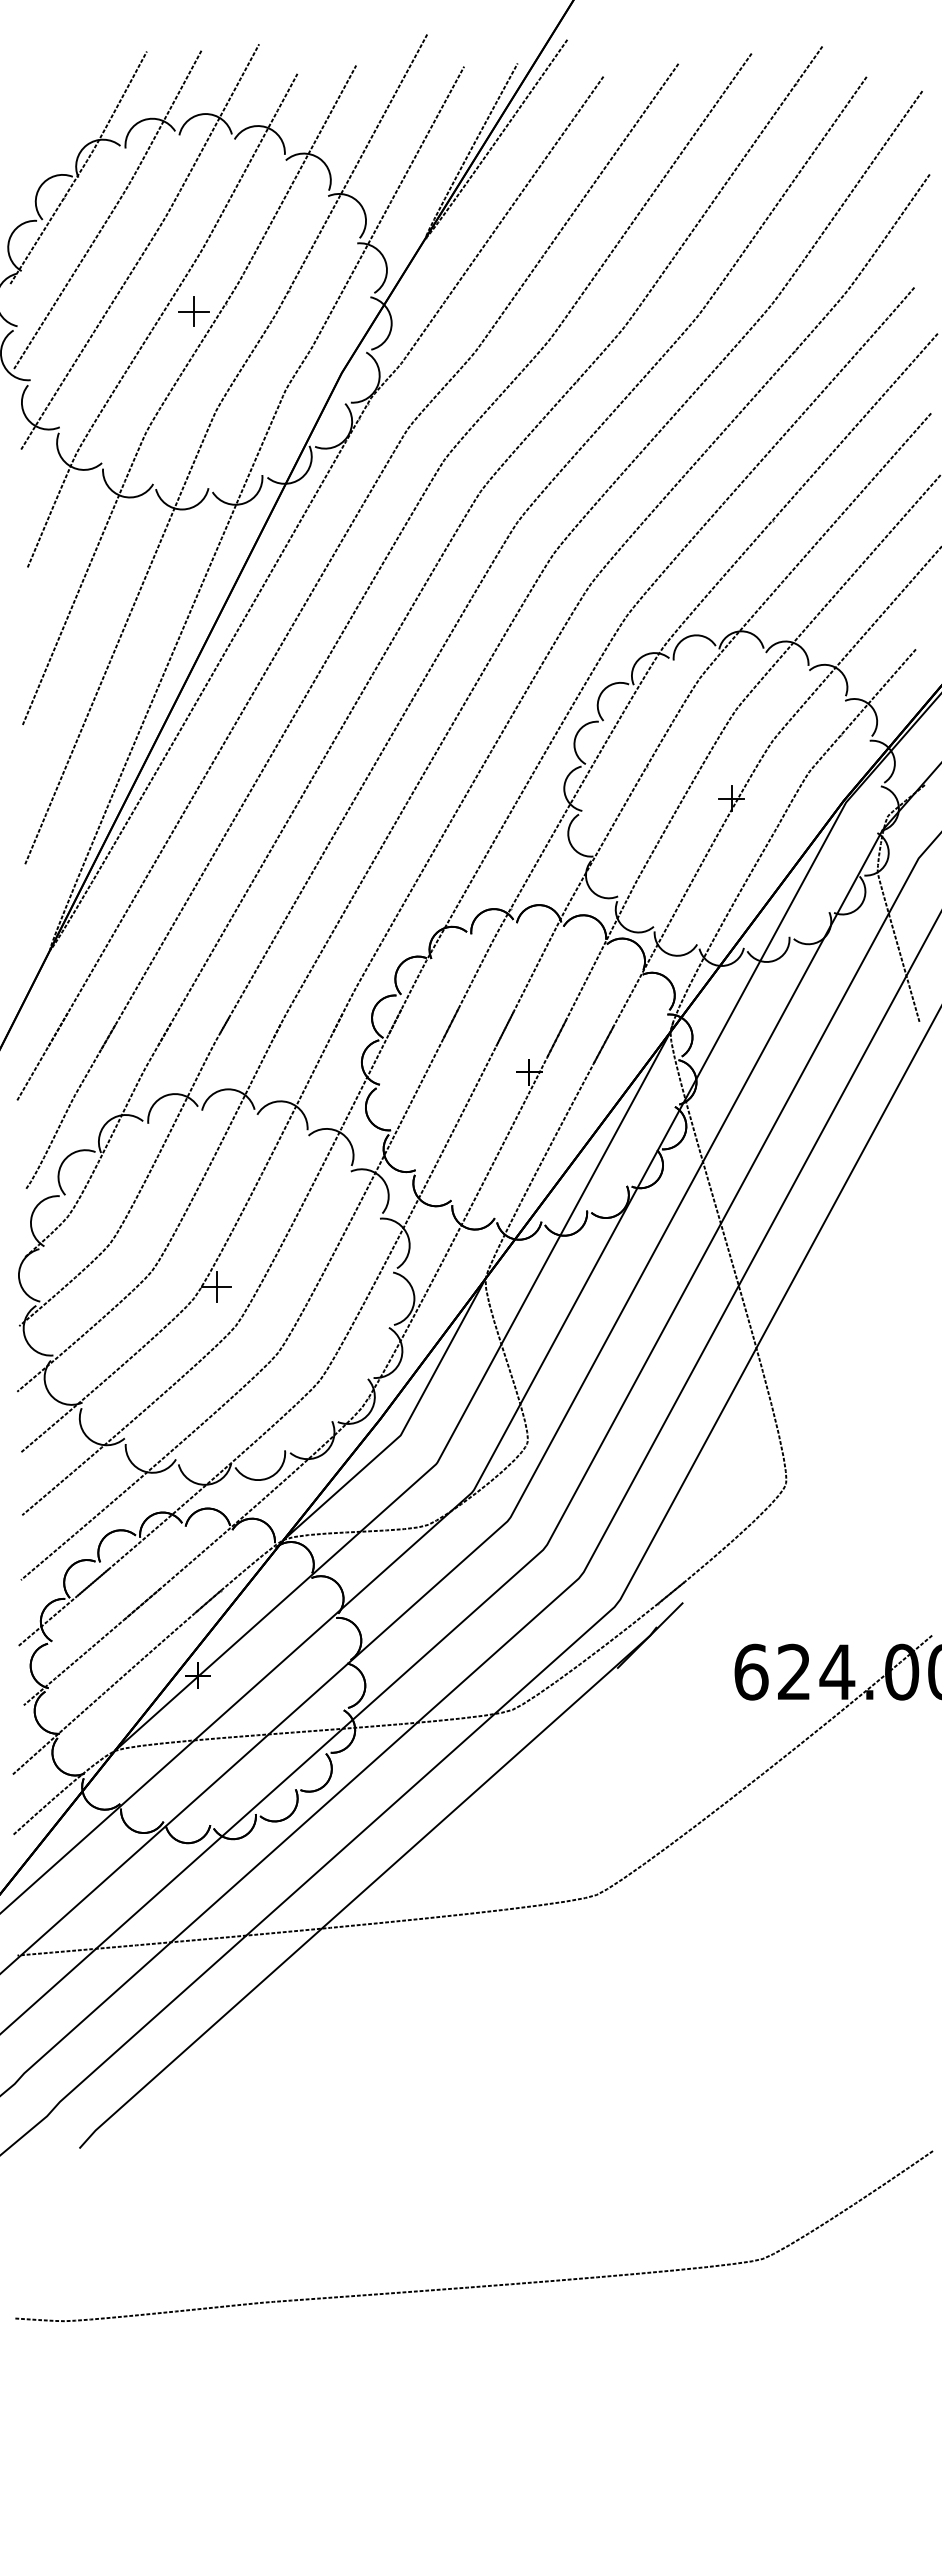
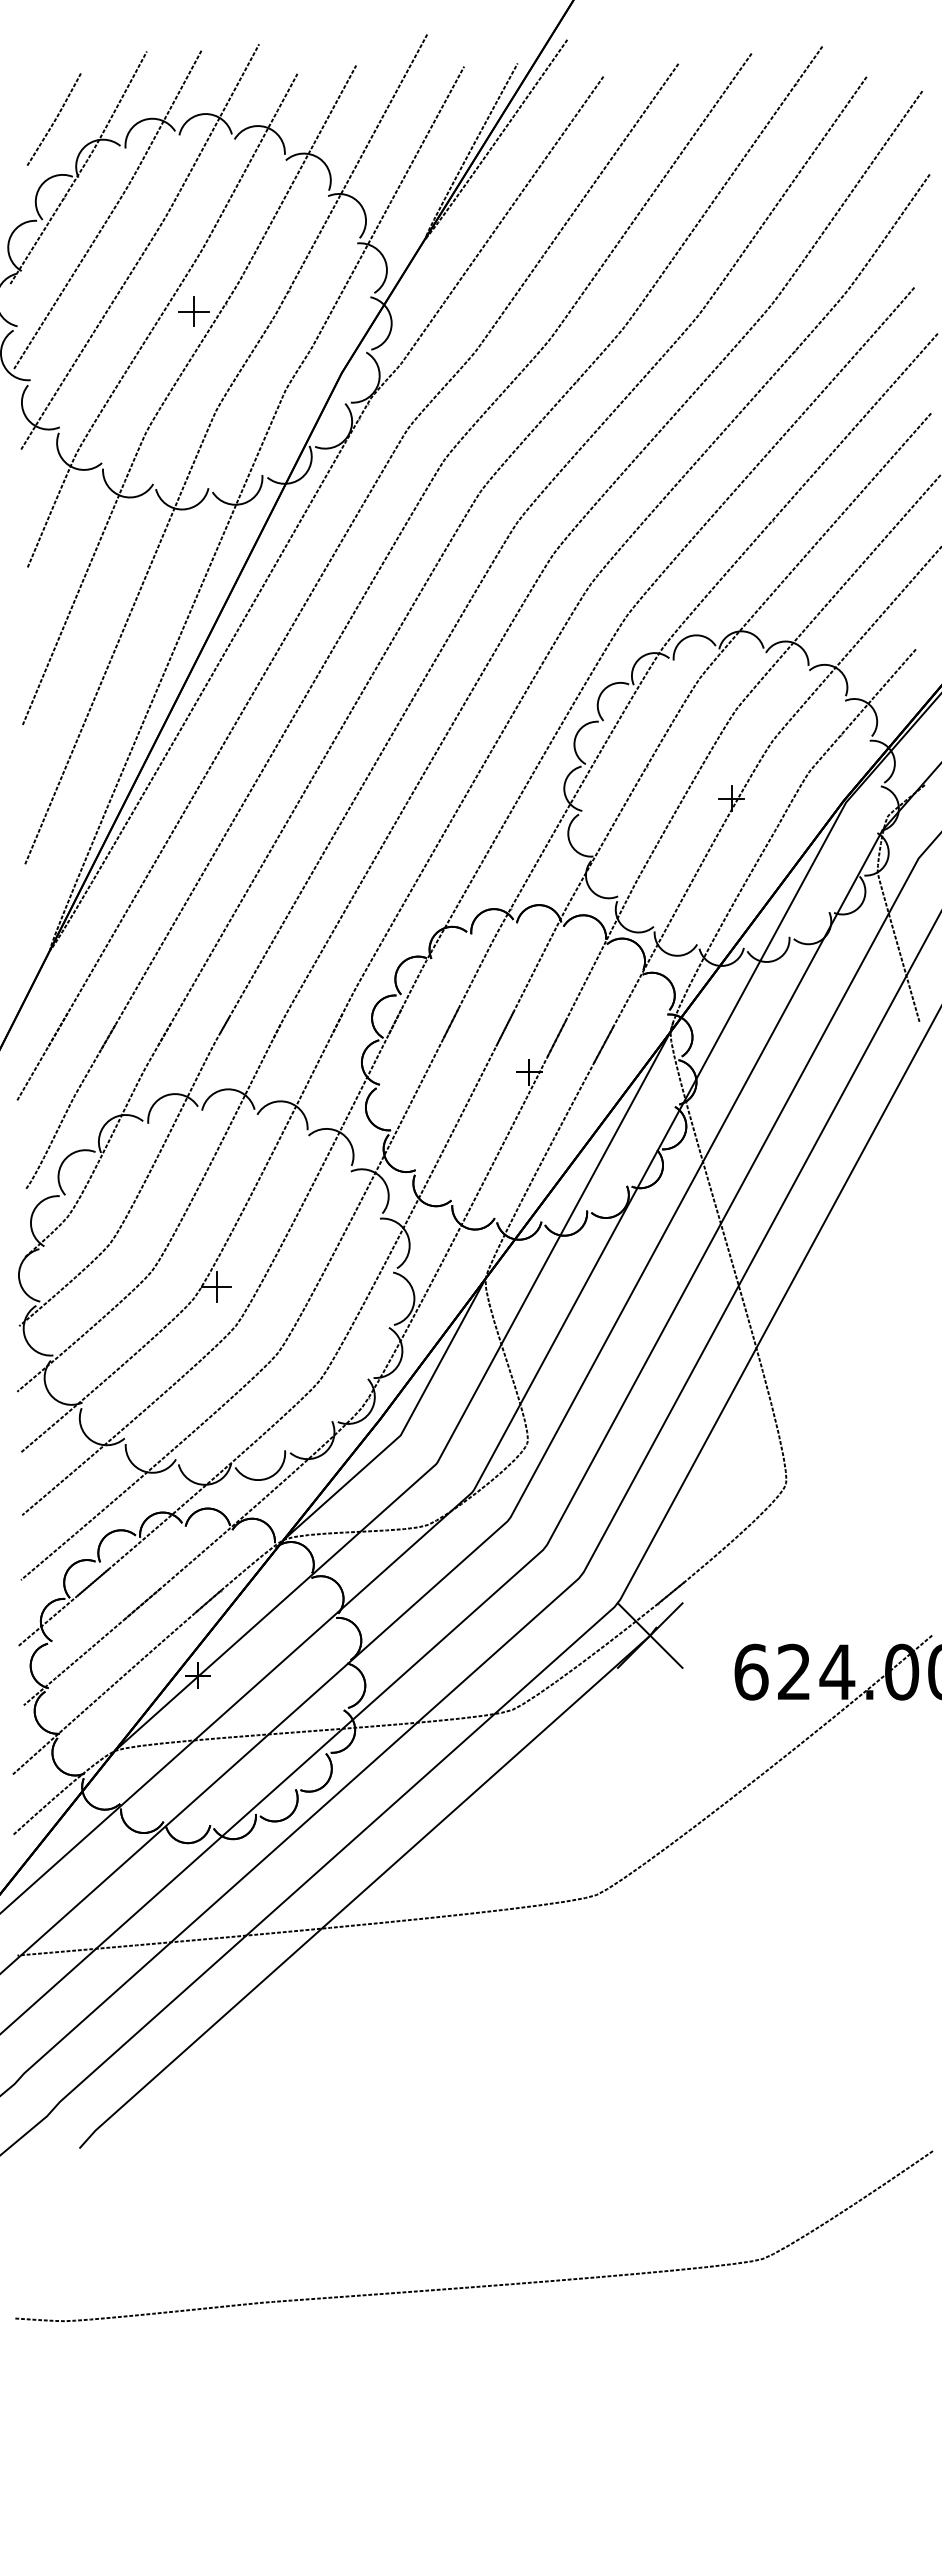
curve: none -> present (54, 119)
line: none -> present (649, 1635)
